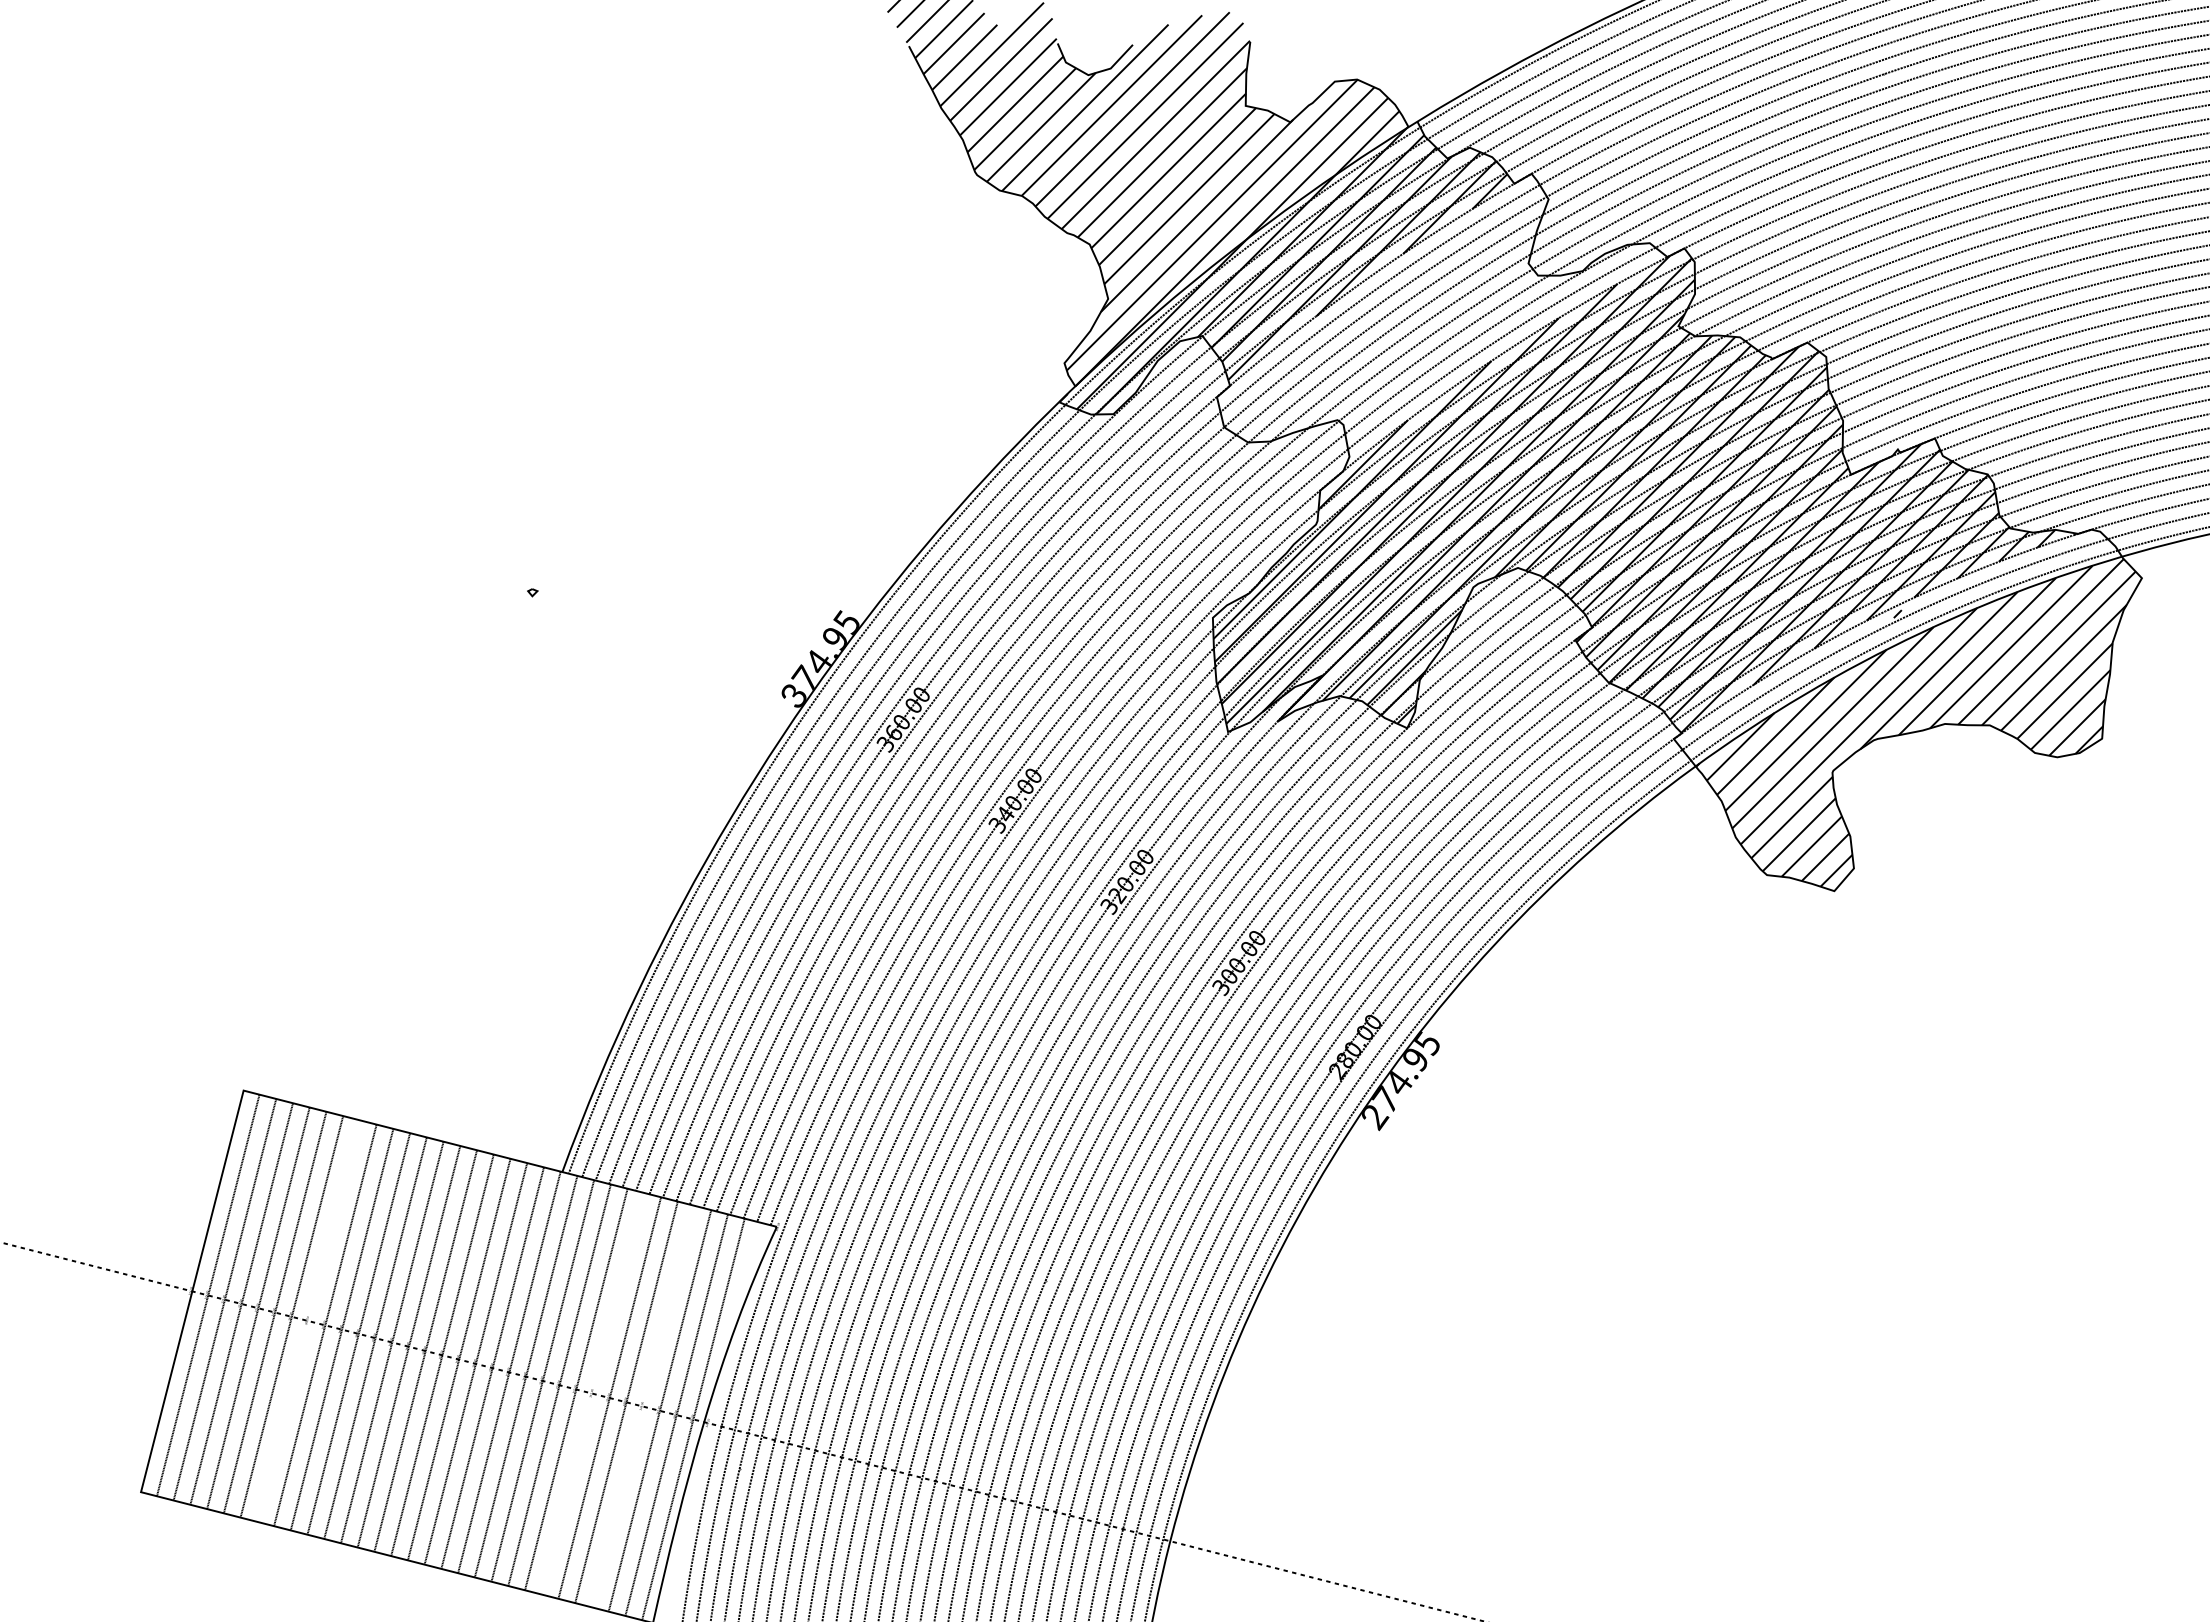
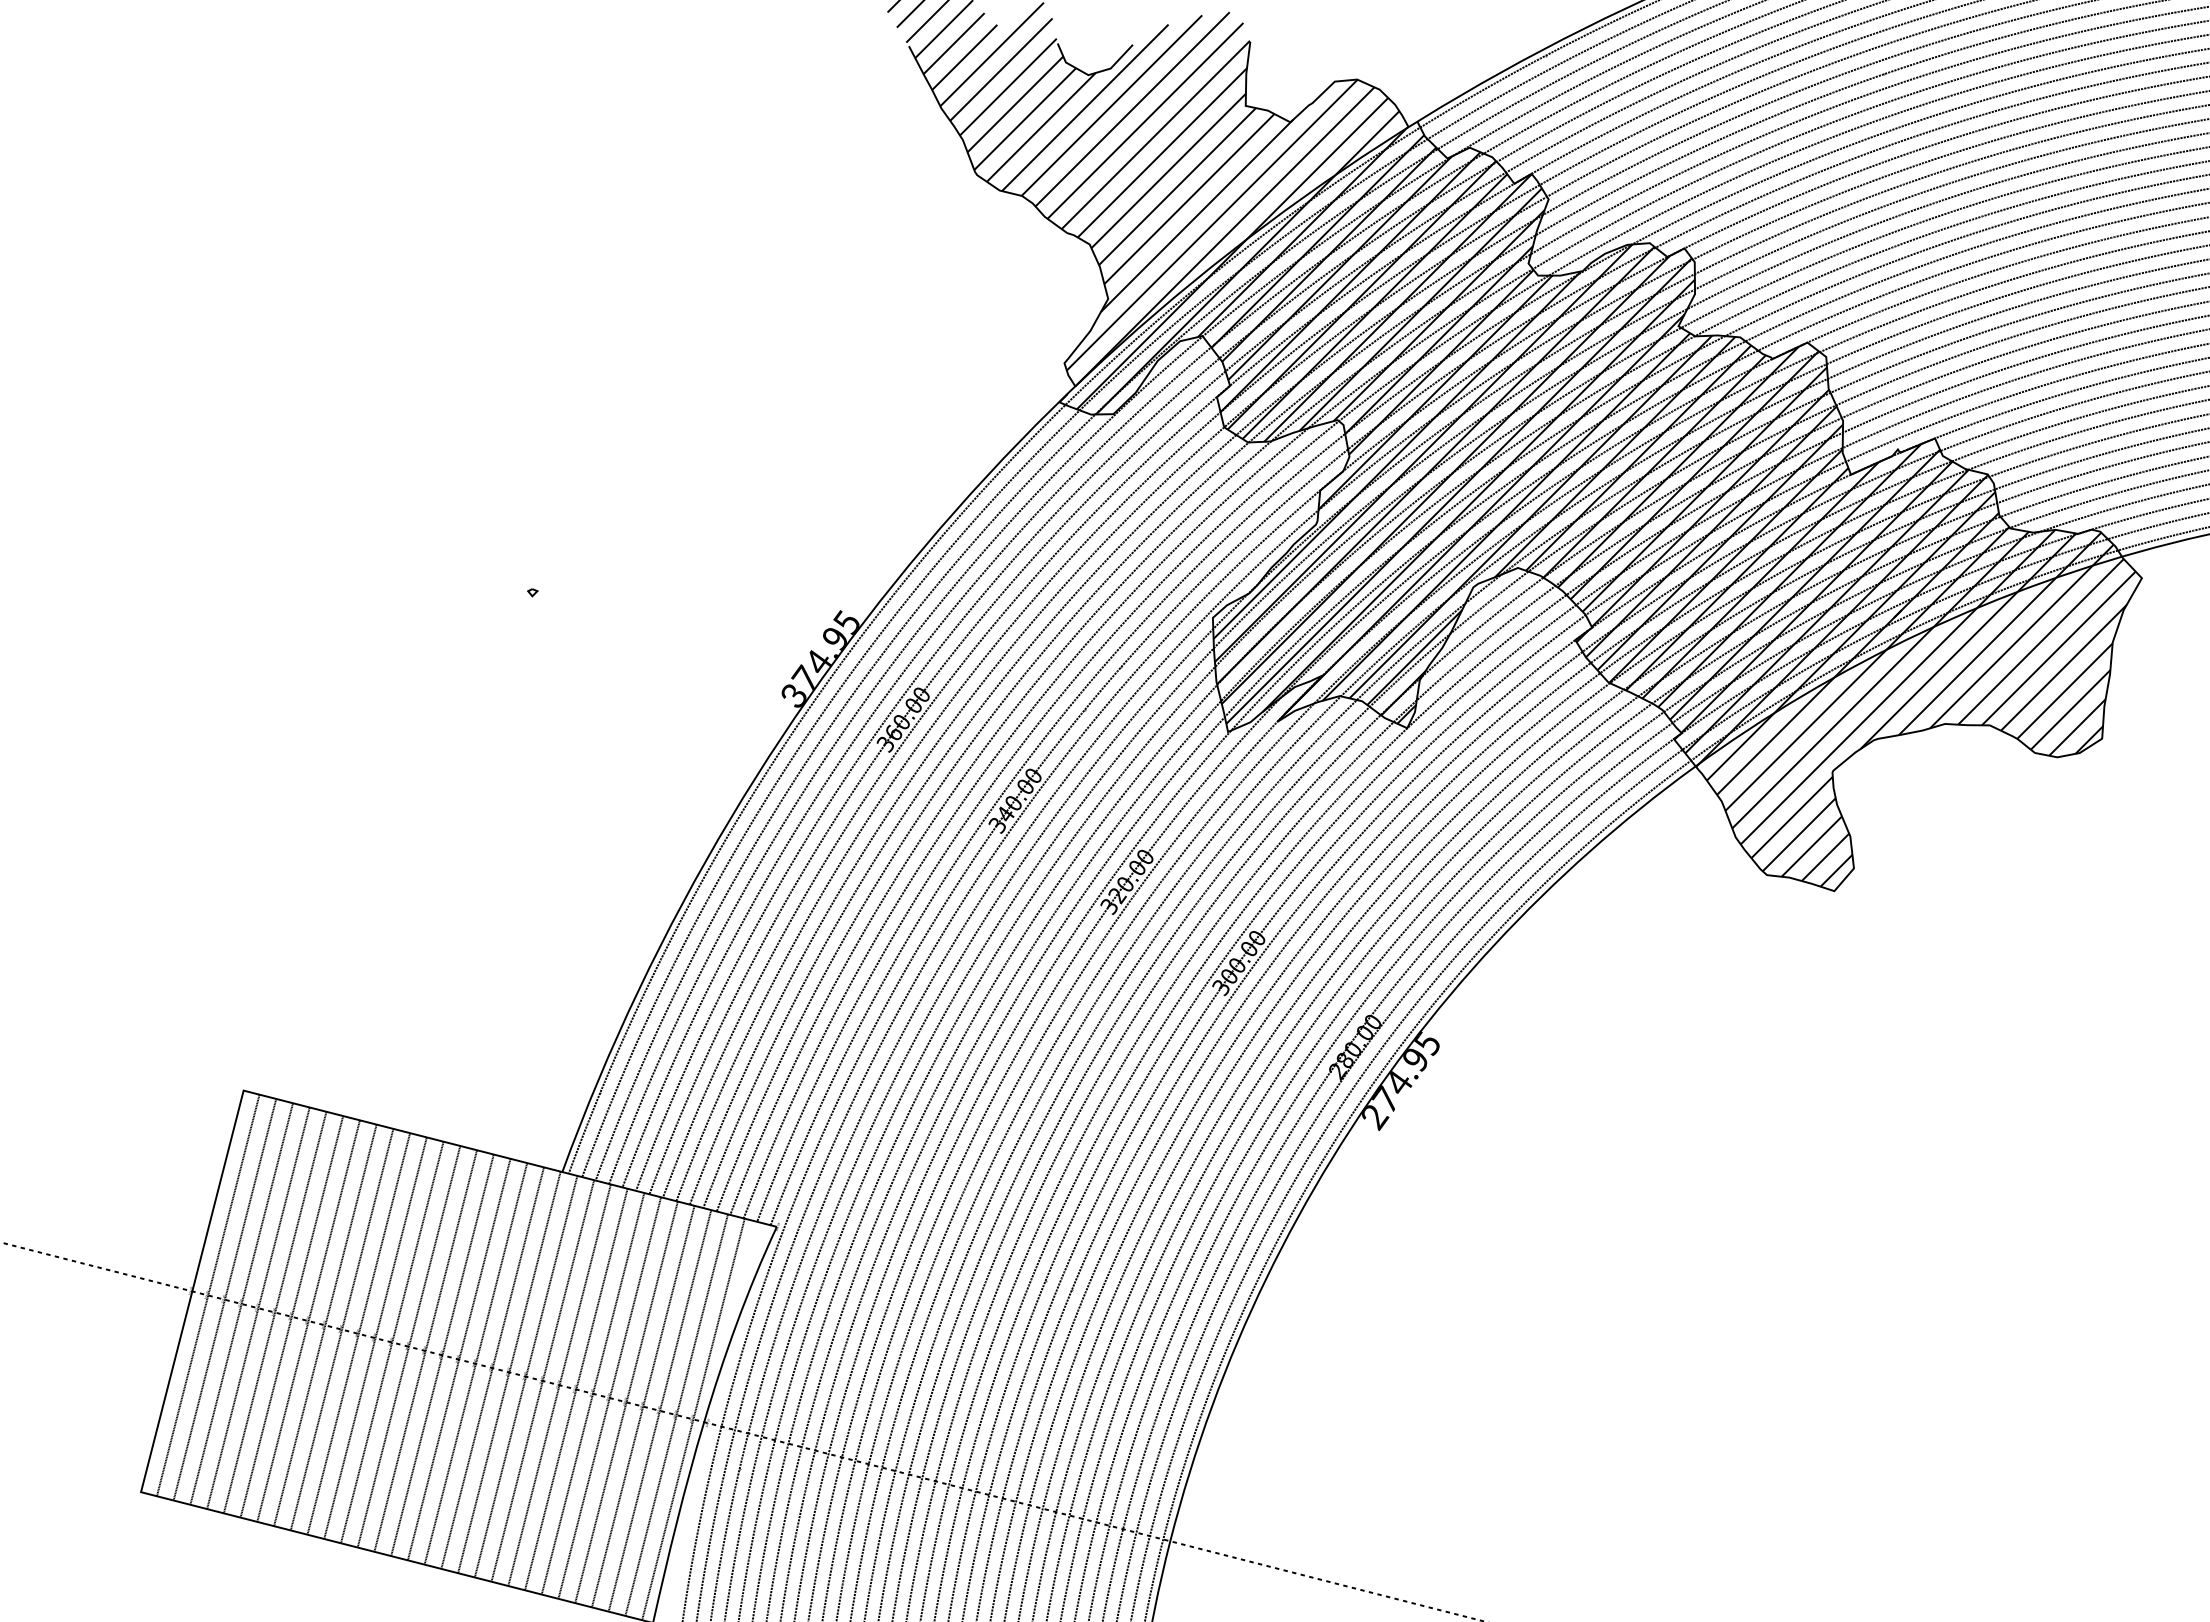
hatch: none -> present (1437, 314)
hatch: none -> present (1893, 647)
line: none -> present (308, 1320)
line: none -> present (592, 1393)
line: none -> present (642, 1406)
